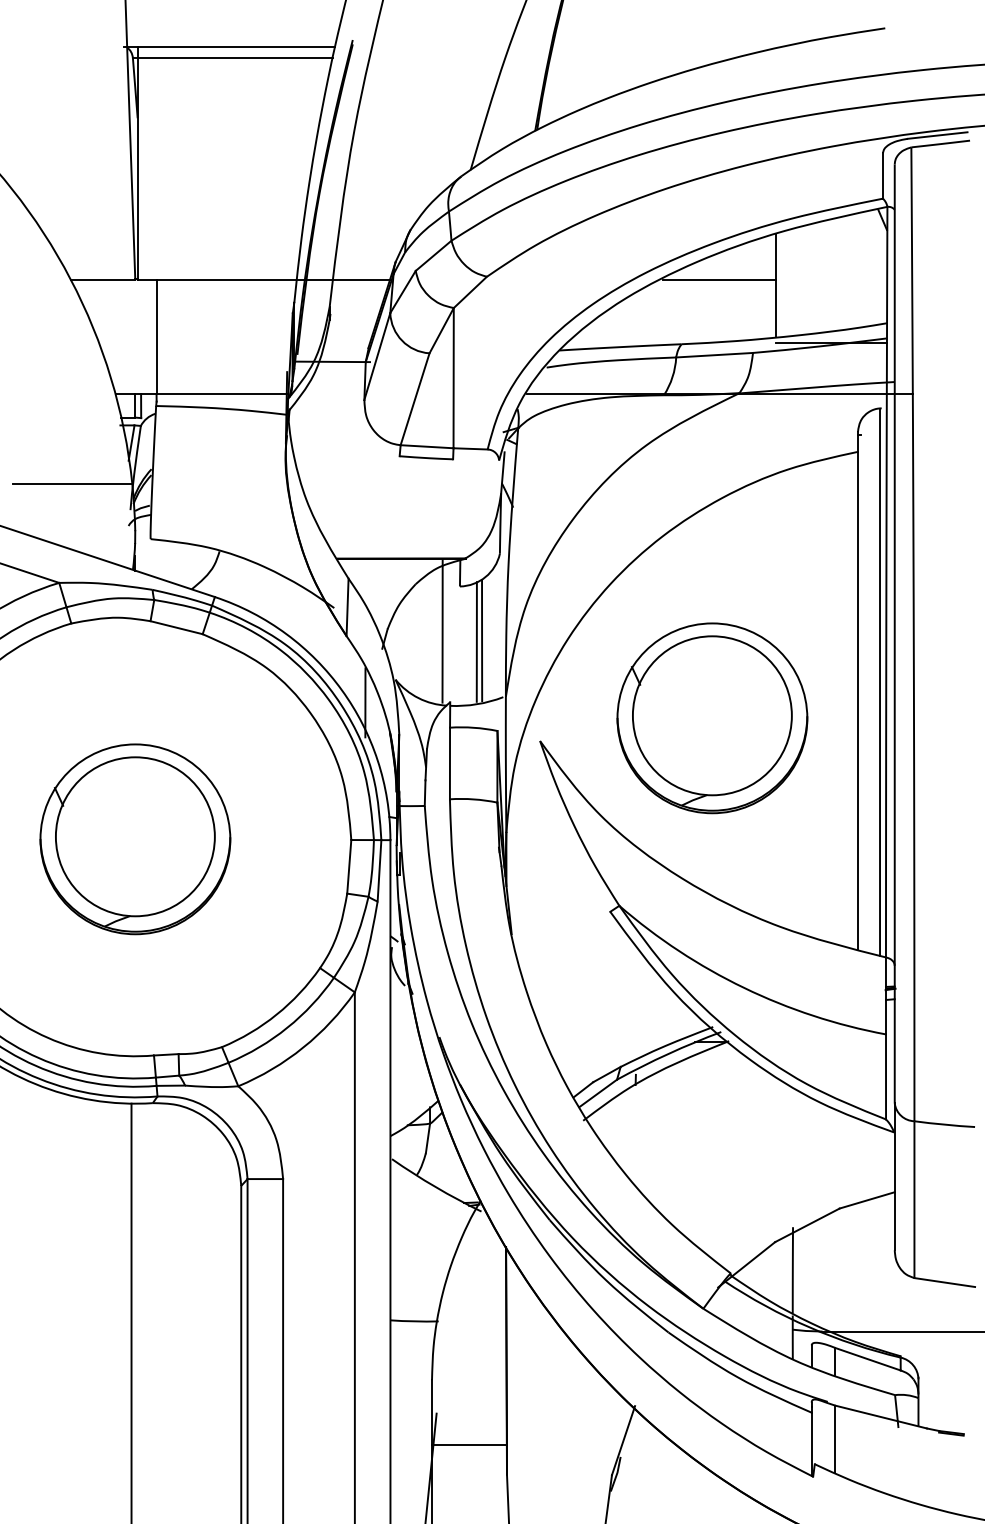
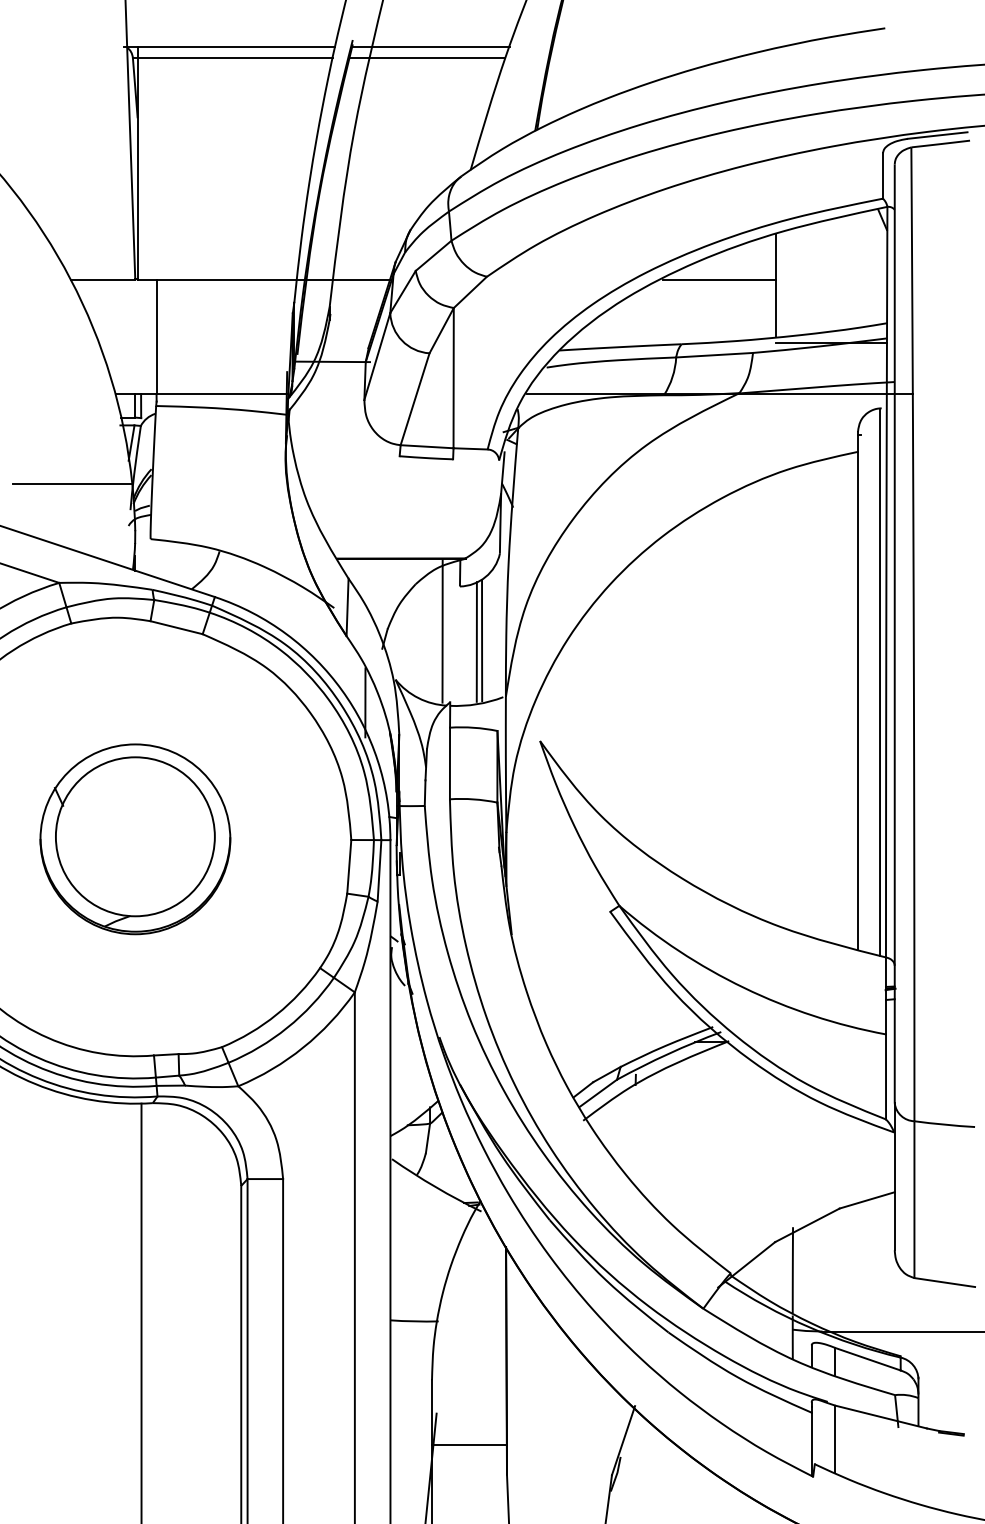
line: none -> present (431, 47)
line: none -> present (427, 58)
part: present -> none (712, 718)
line position: (131, 1311) -> (141, 1311) (141, 1311)
